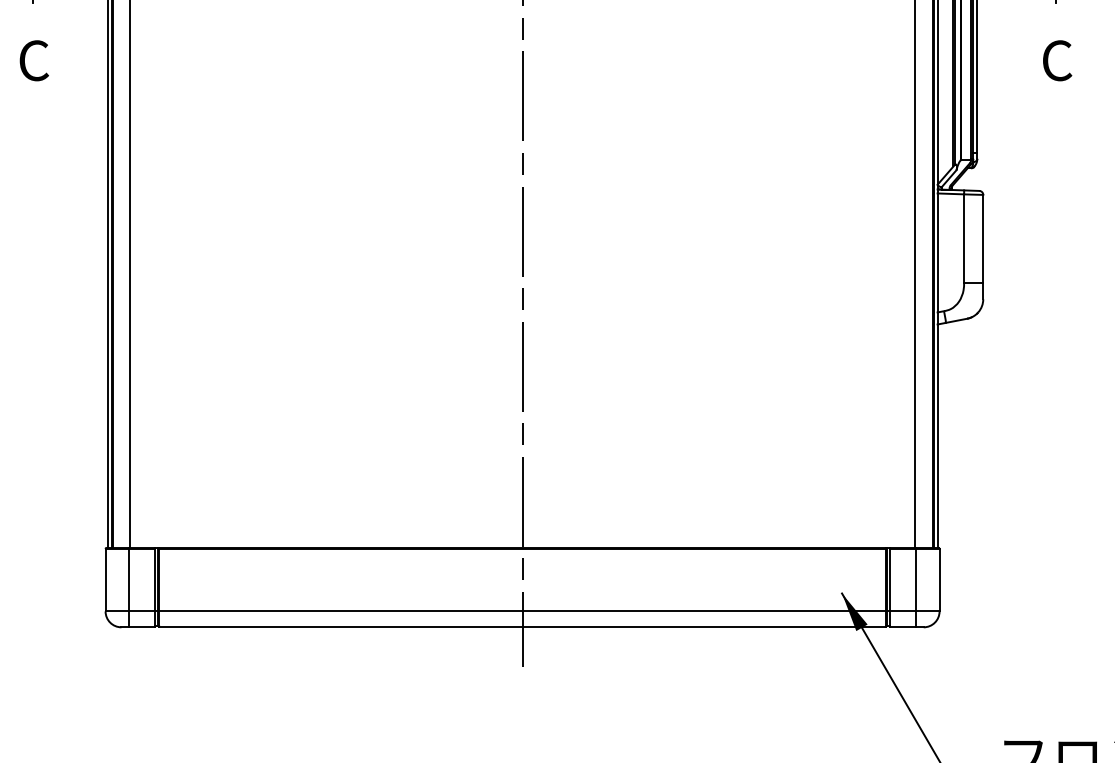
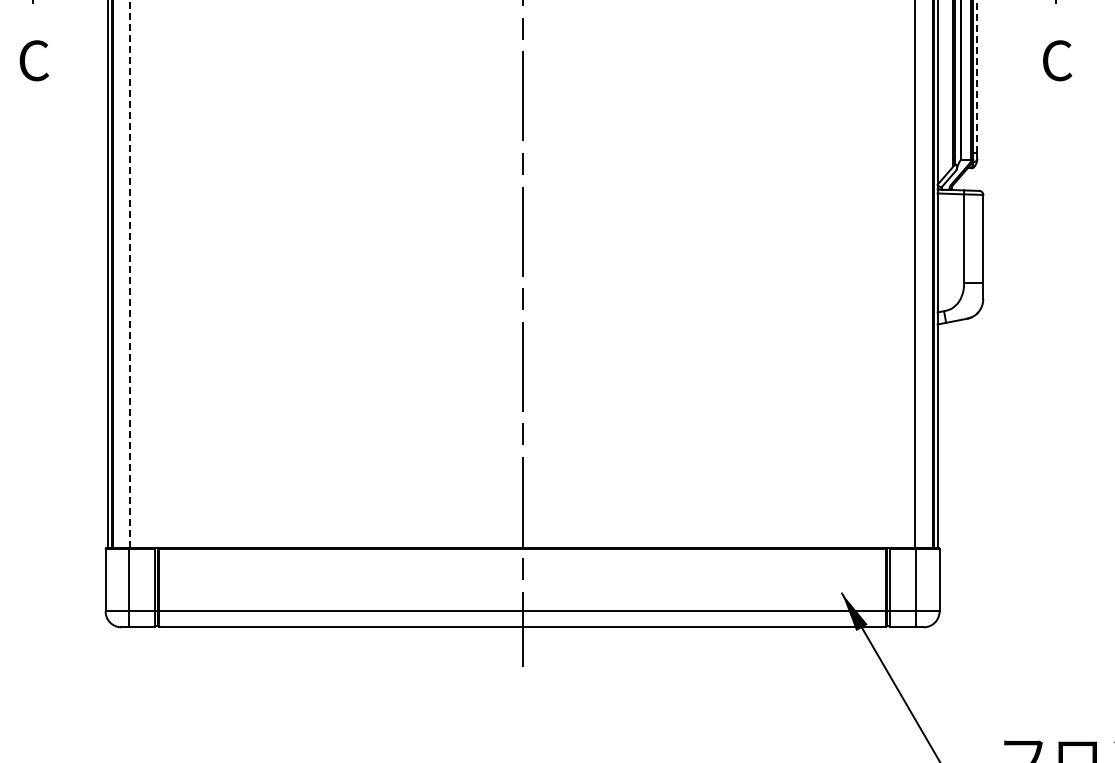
line: solid -> dashed (977, 76)
line: solid -> dashed (130, 273)
